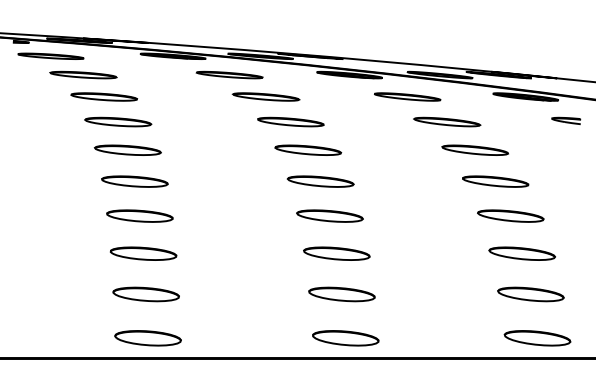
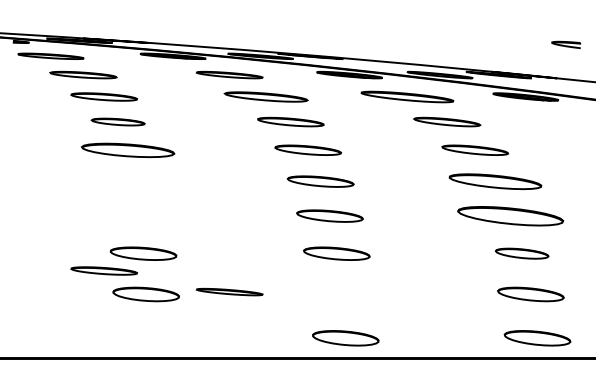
part size: 70x10 px -> 86x12 px (265, 96)
part size: 68x10 px -> 95x14 px (407, 96)
part position: (566, 120) -> (566, 44) (566, 44)
part size: 69x12 px -> 56x10 px (117, 121)
part size: 69x12 px -> 95x17 px (128, 150)
part: present -> none (134, 181)
part size: 68x13 px -> 95x18 px (495, 181)
part: present -> none (139, 215)
part size: 68x14 px -> 108x21 px (510, 216)
part size: 68x15 px -> 56x13 px (521, 253)
part: none -> present (103, 270)
part: none -> present (229, 291)
part: present -> none (341, 294)
part: present -> none (147, 338)
